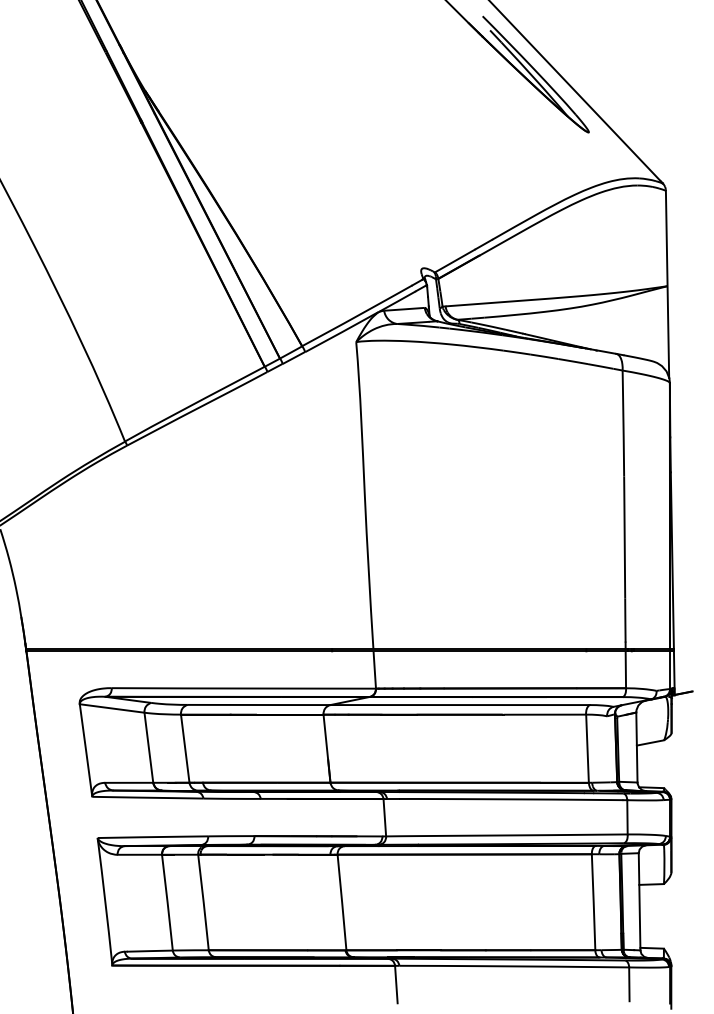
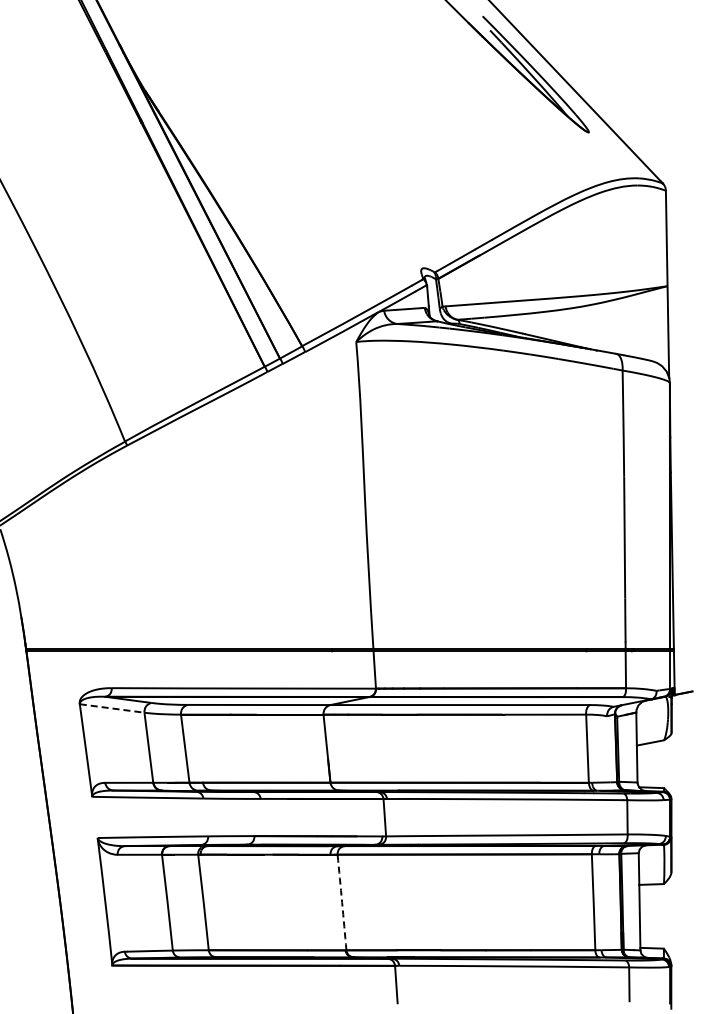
line: solid -> dashed (112, 708)
arc: solid -> dashed (342, 902)
